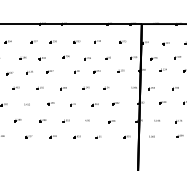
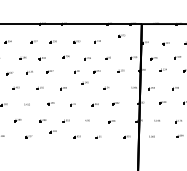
part position: (122, 41) -> (121, 35) (121, 35)
part position: (85, 87) -> (84, 82) (84, 82)
part position: (52, 136) -> (52, 131) (52, 131)
